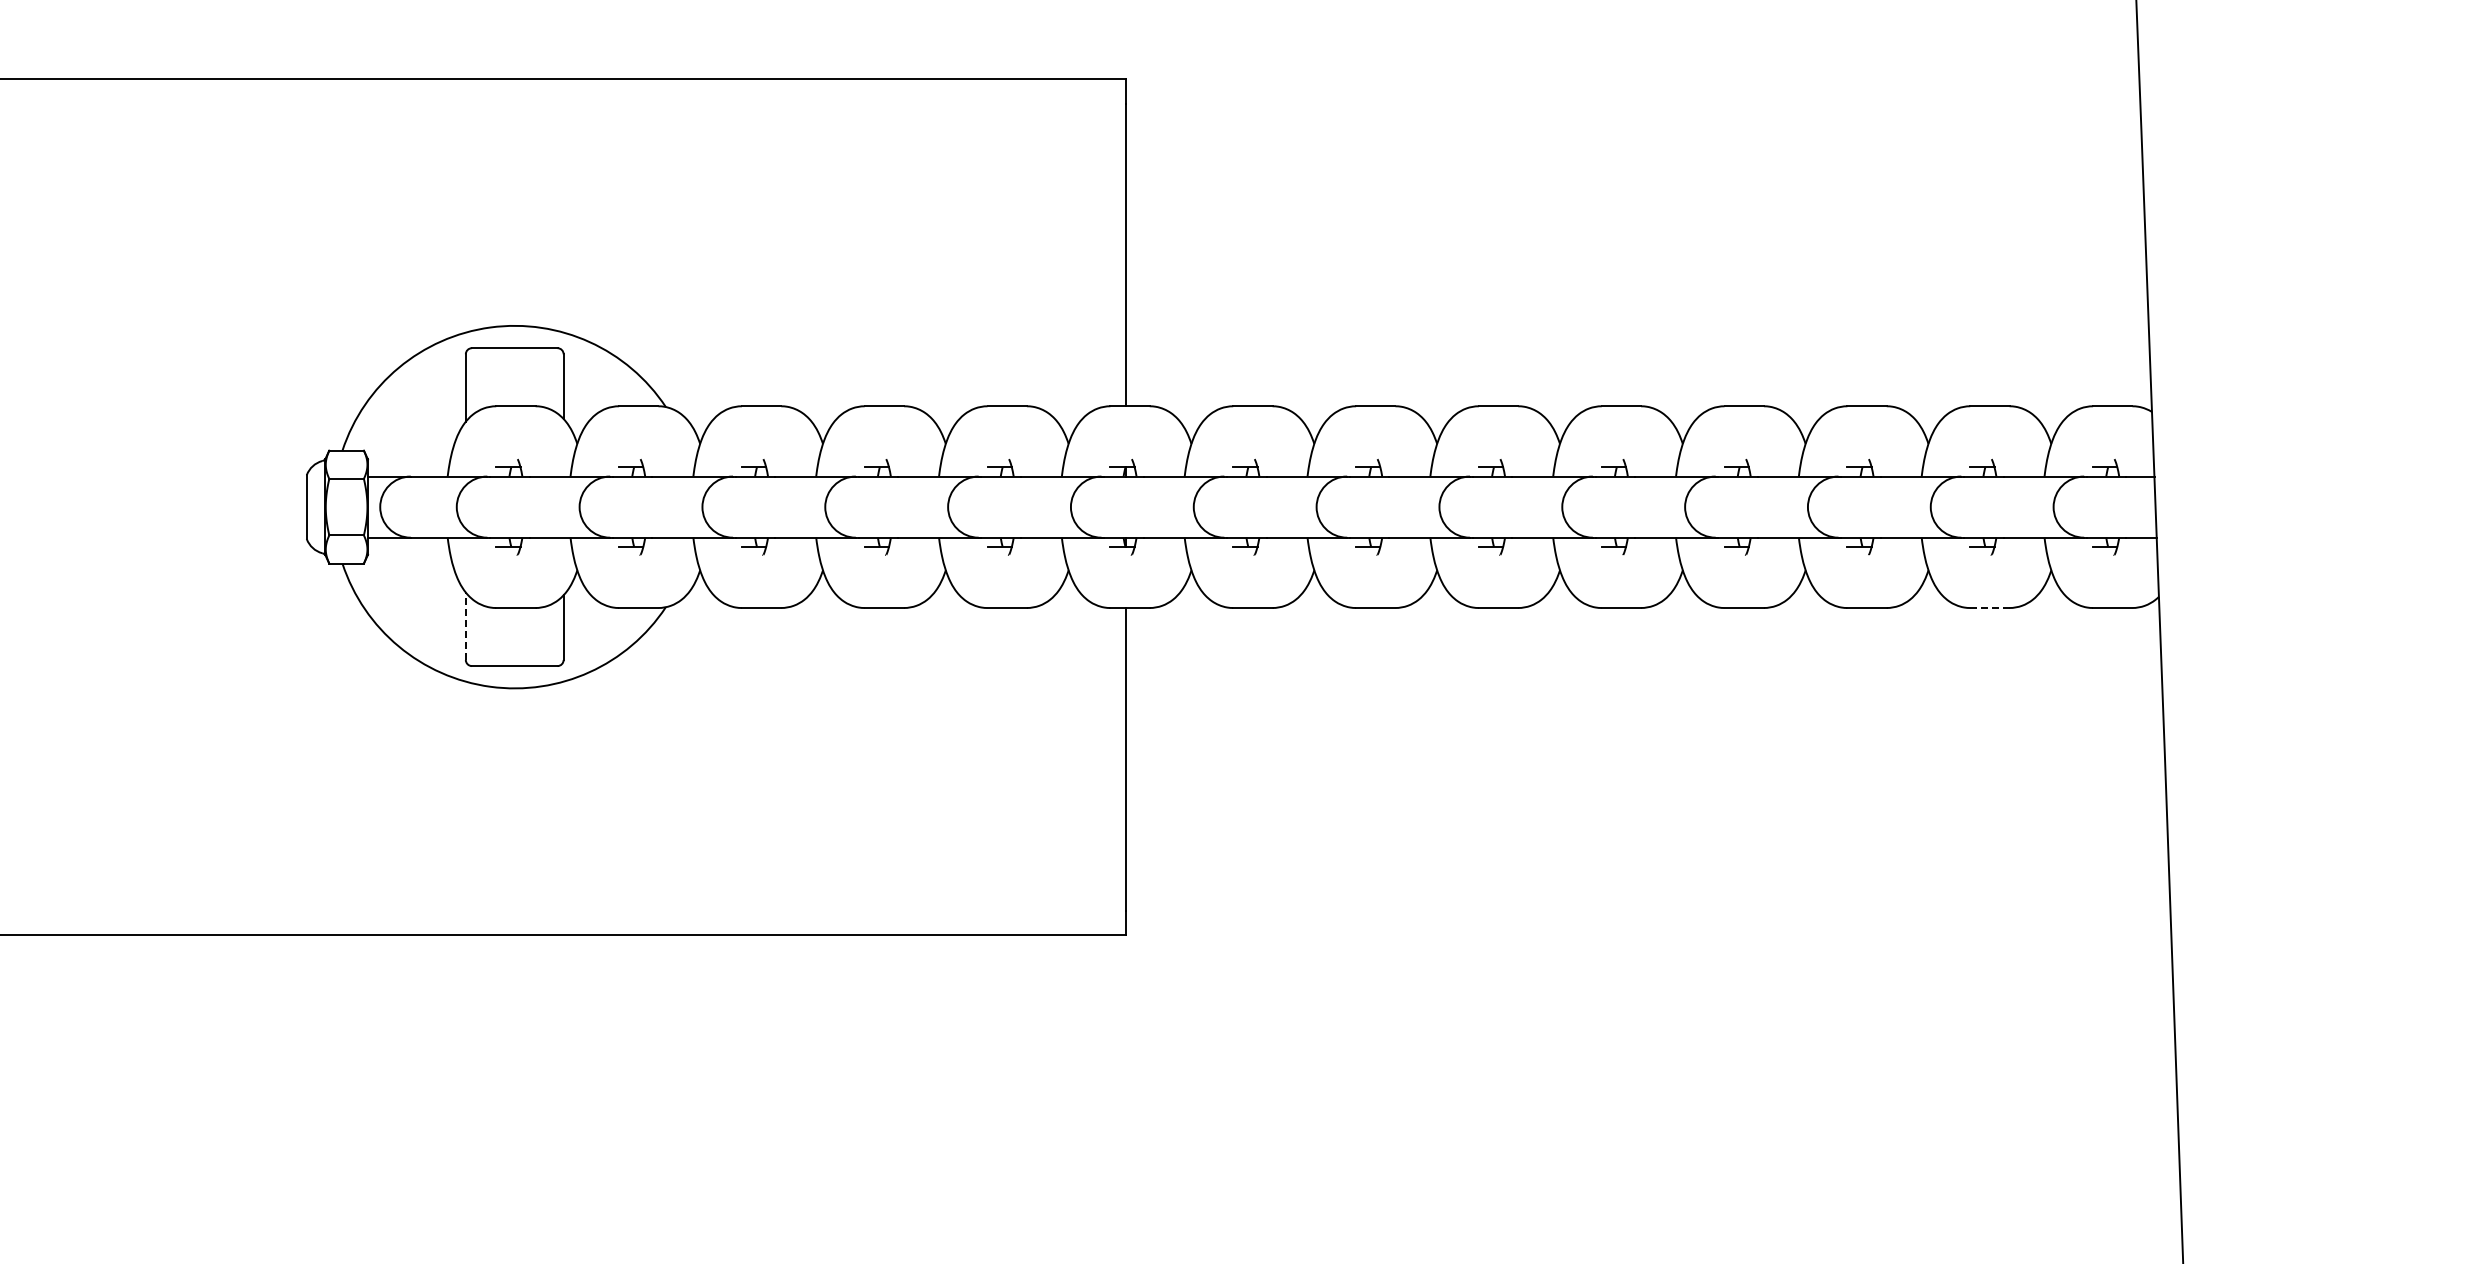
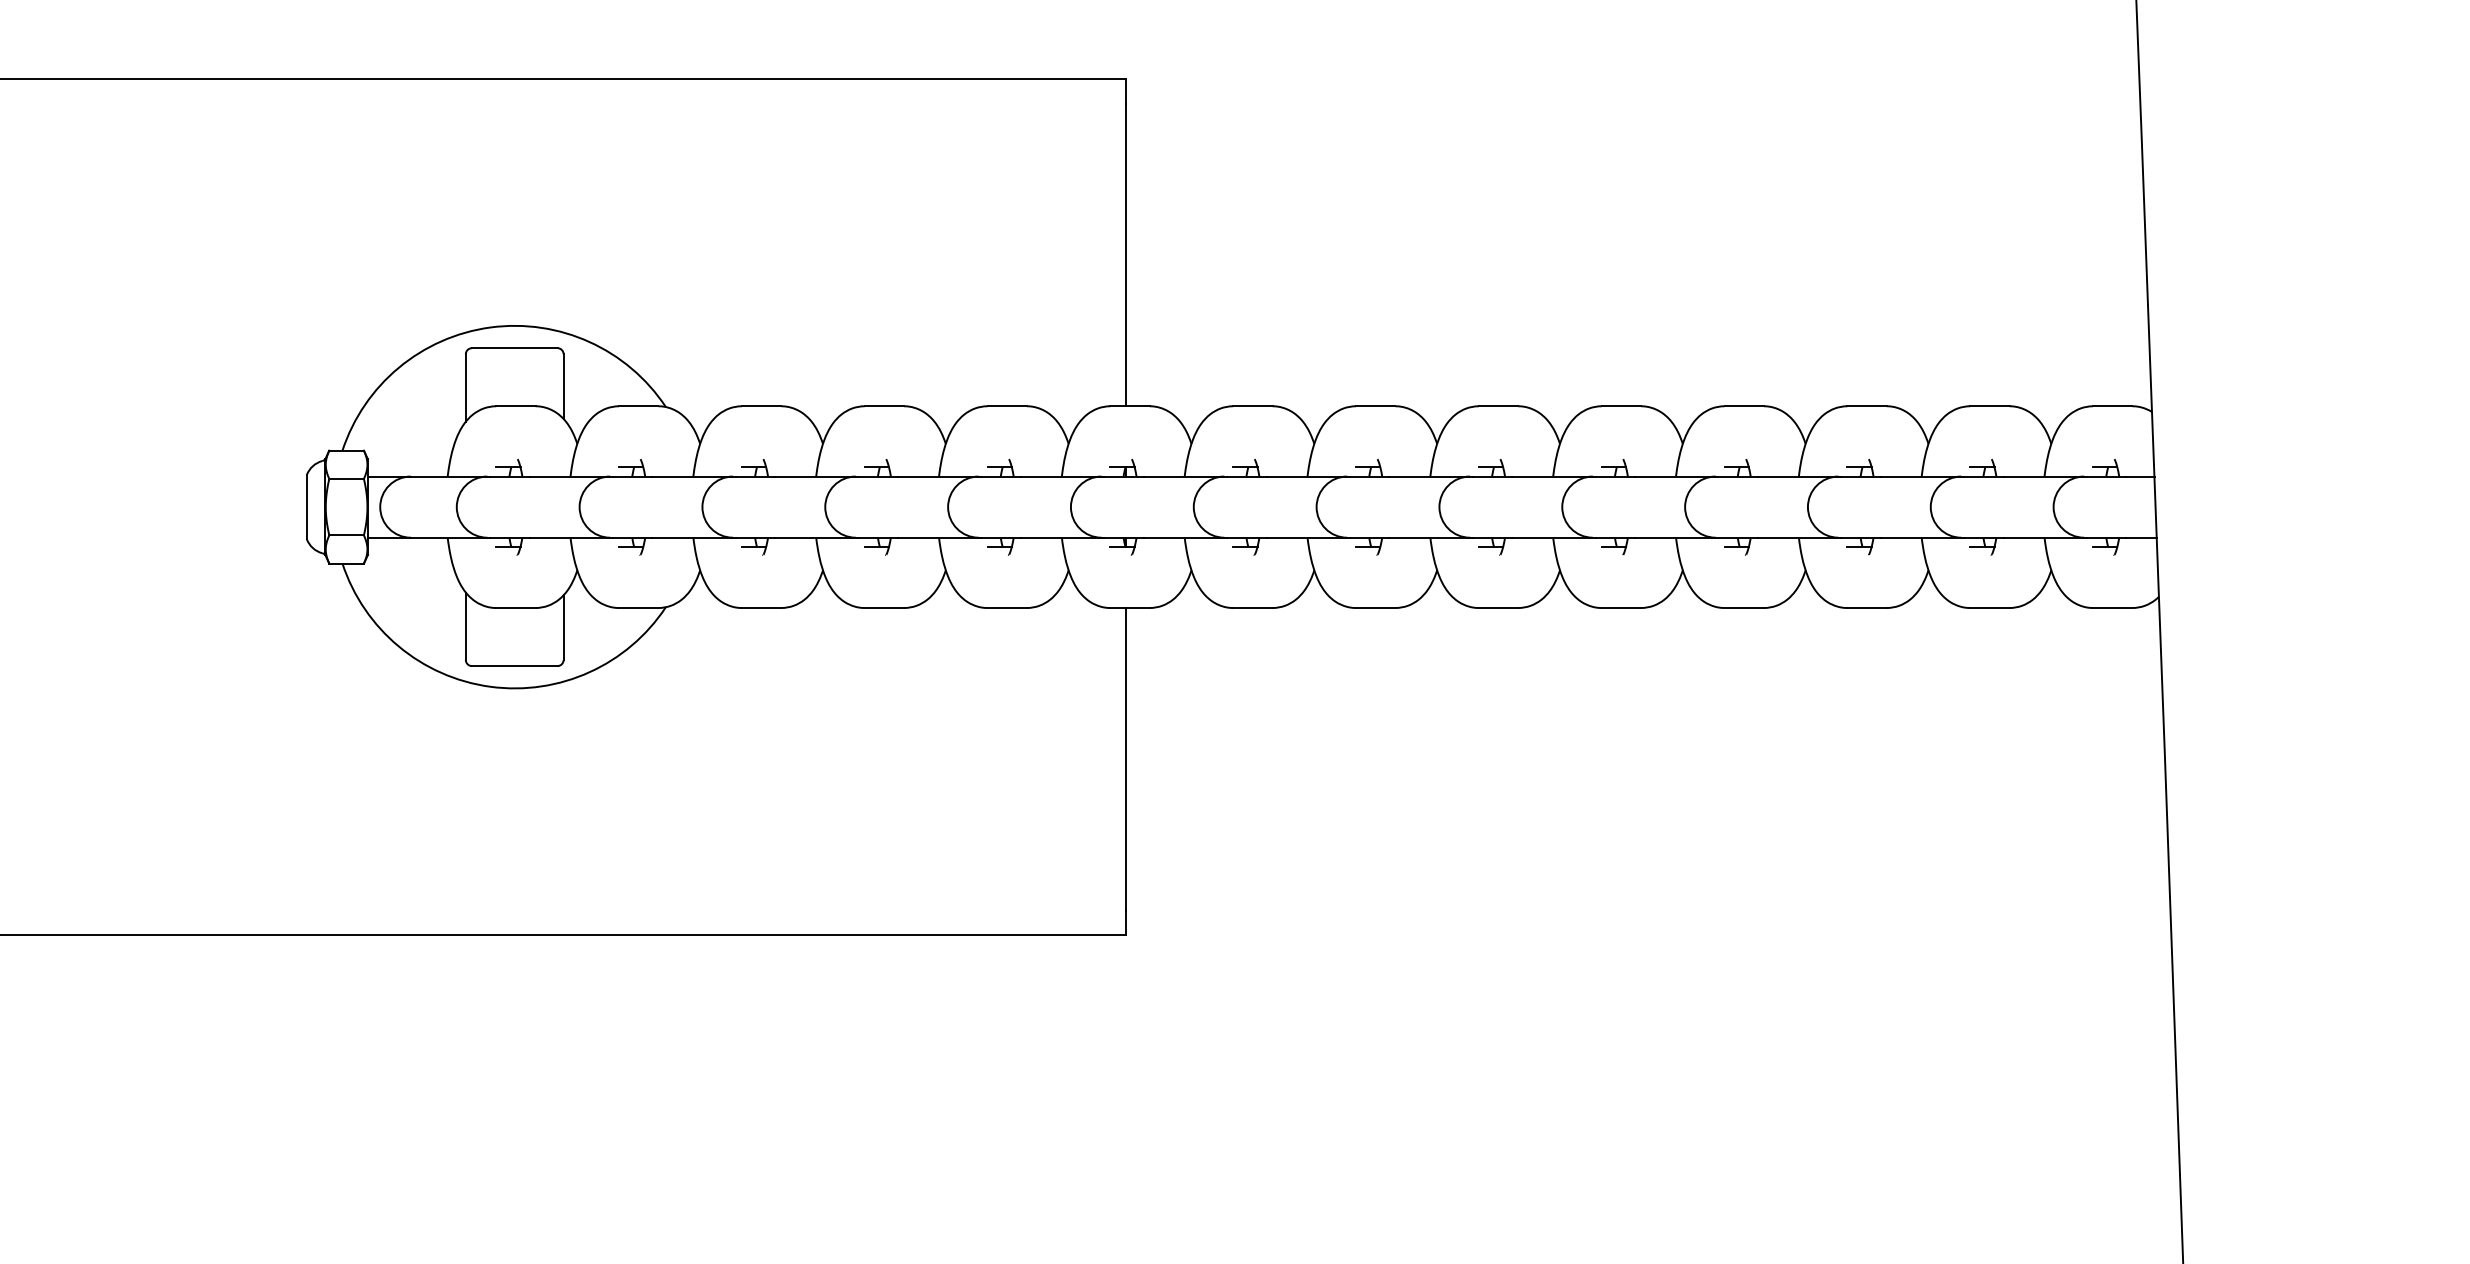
line: dashed -> solid (1989, 608)
line: dashed -> solid (465, 626)
